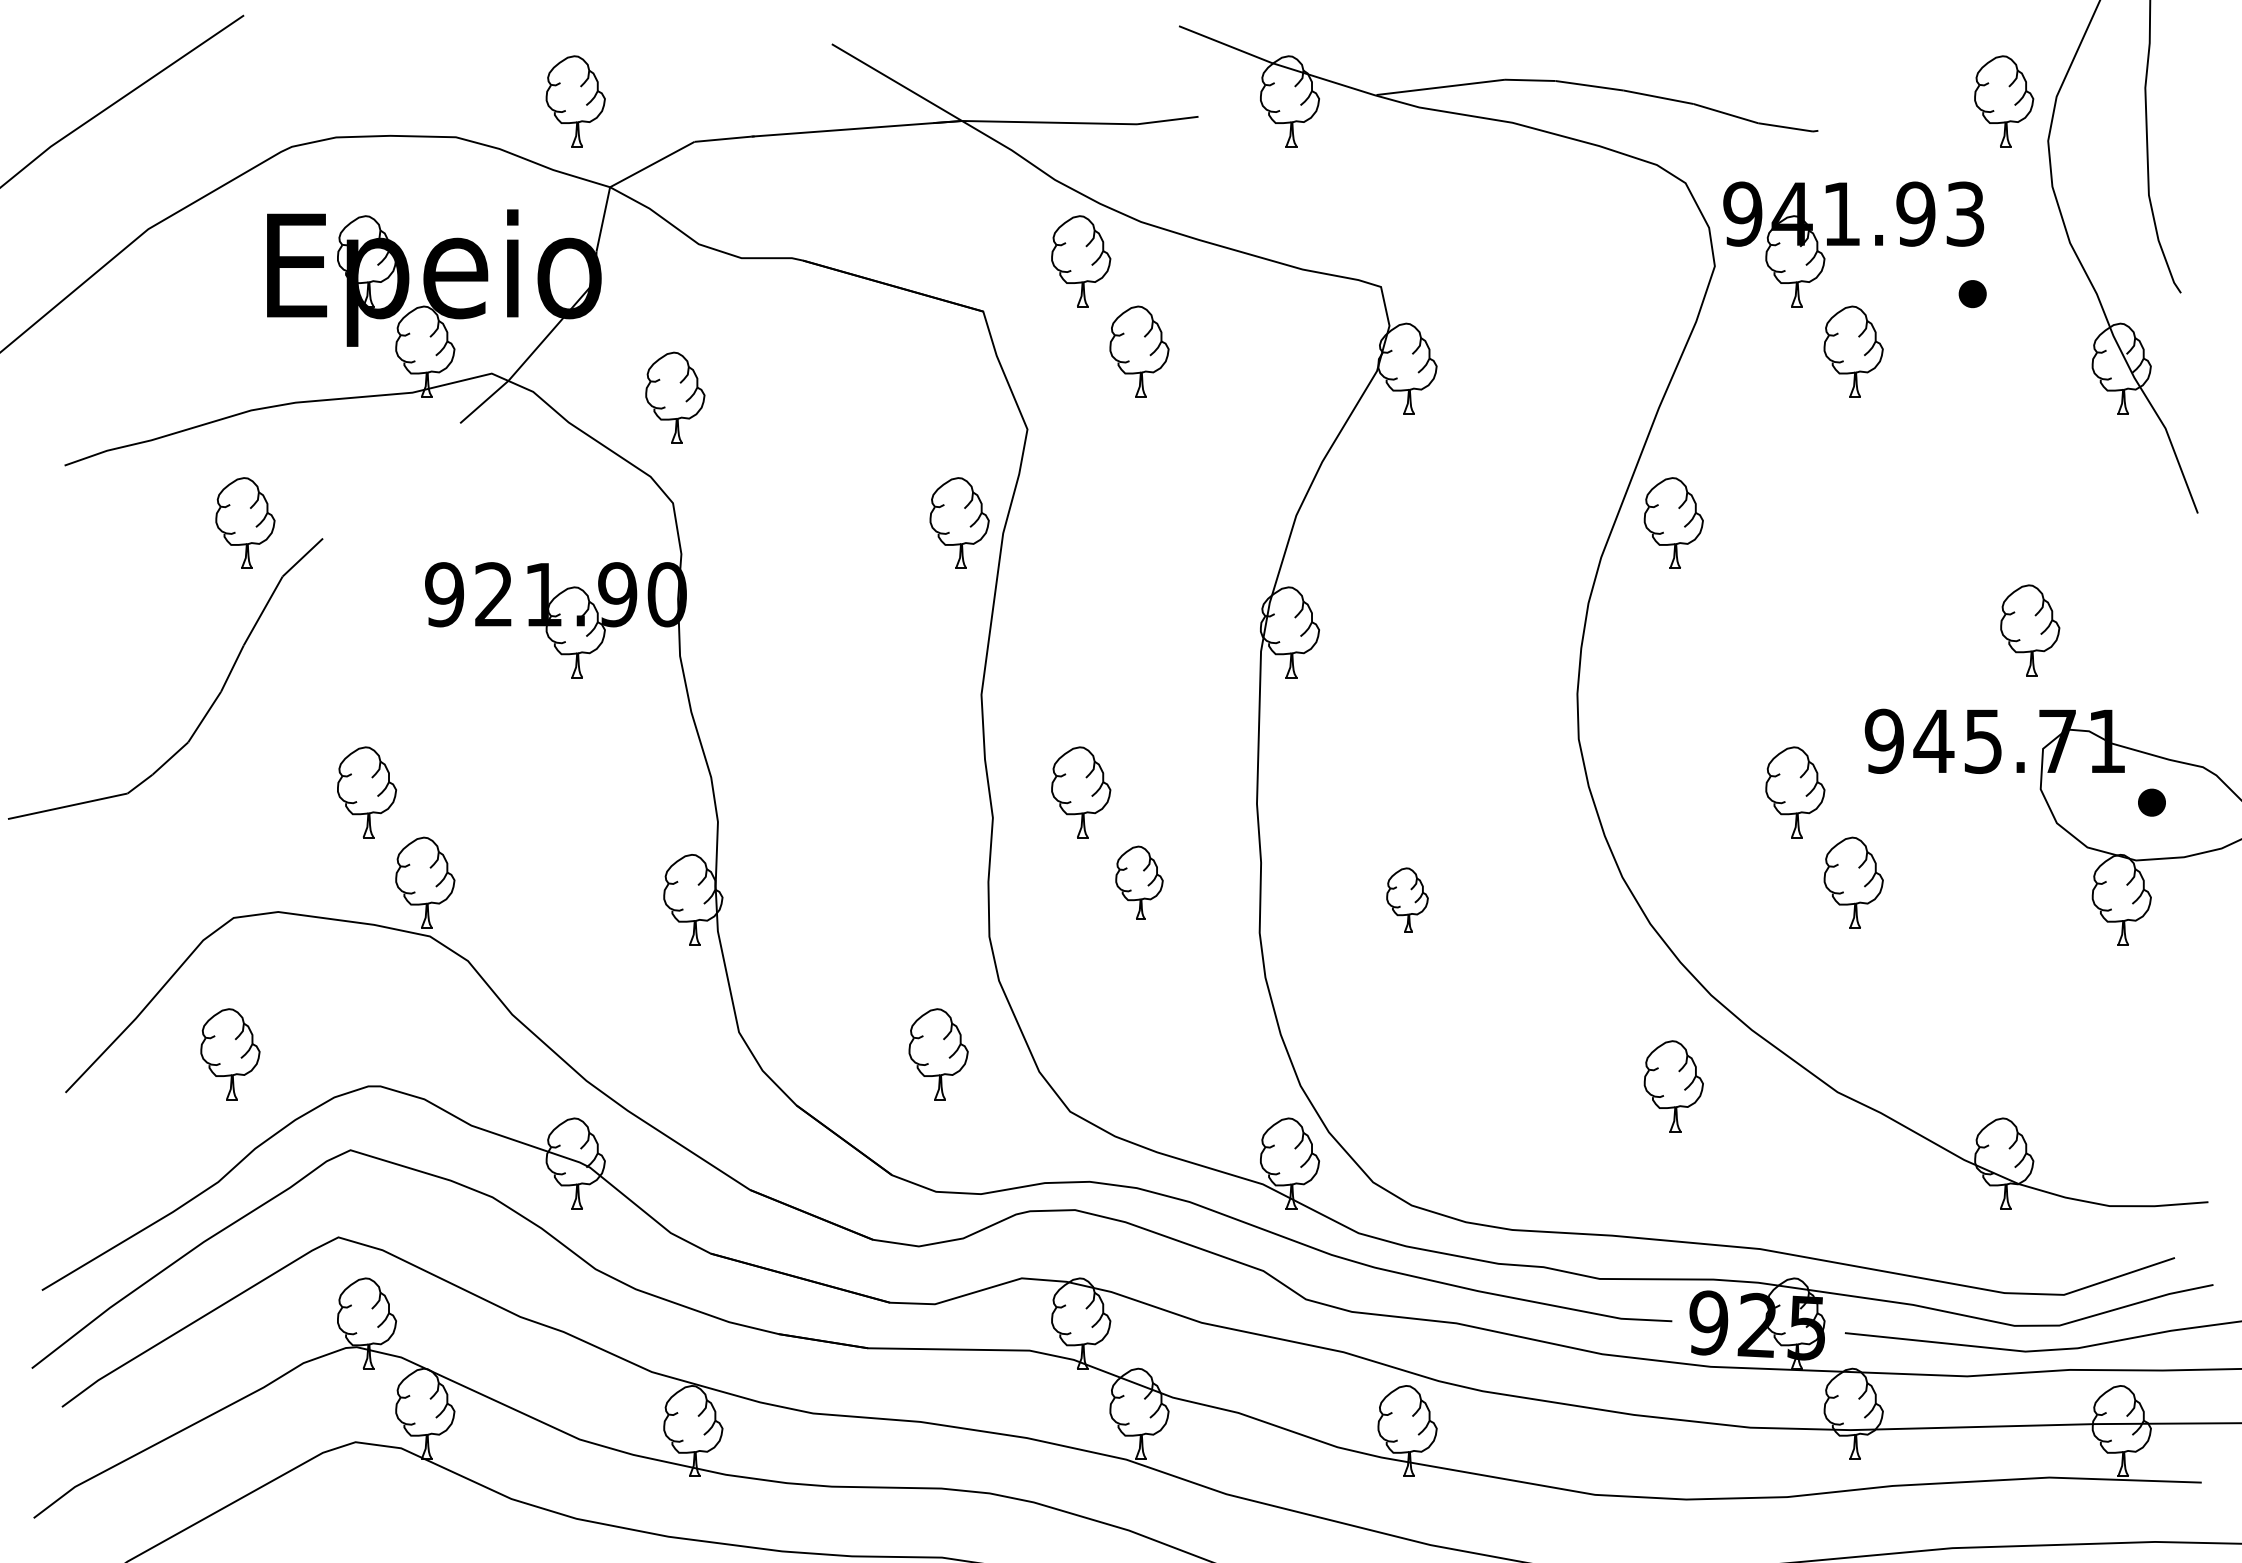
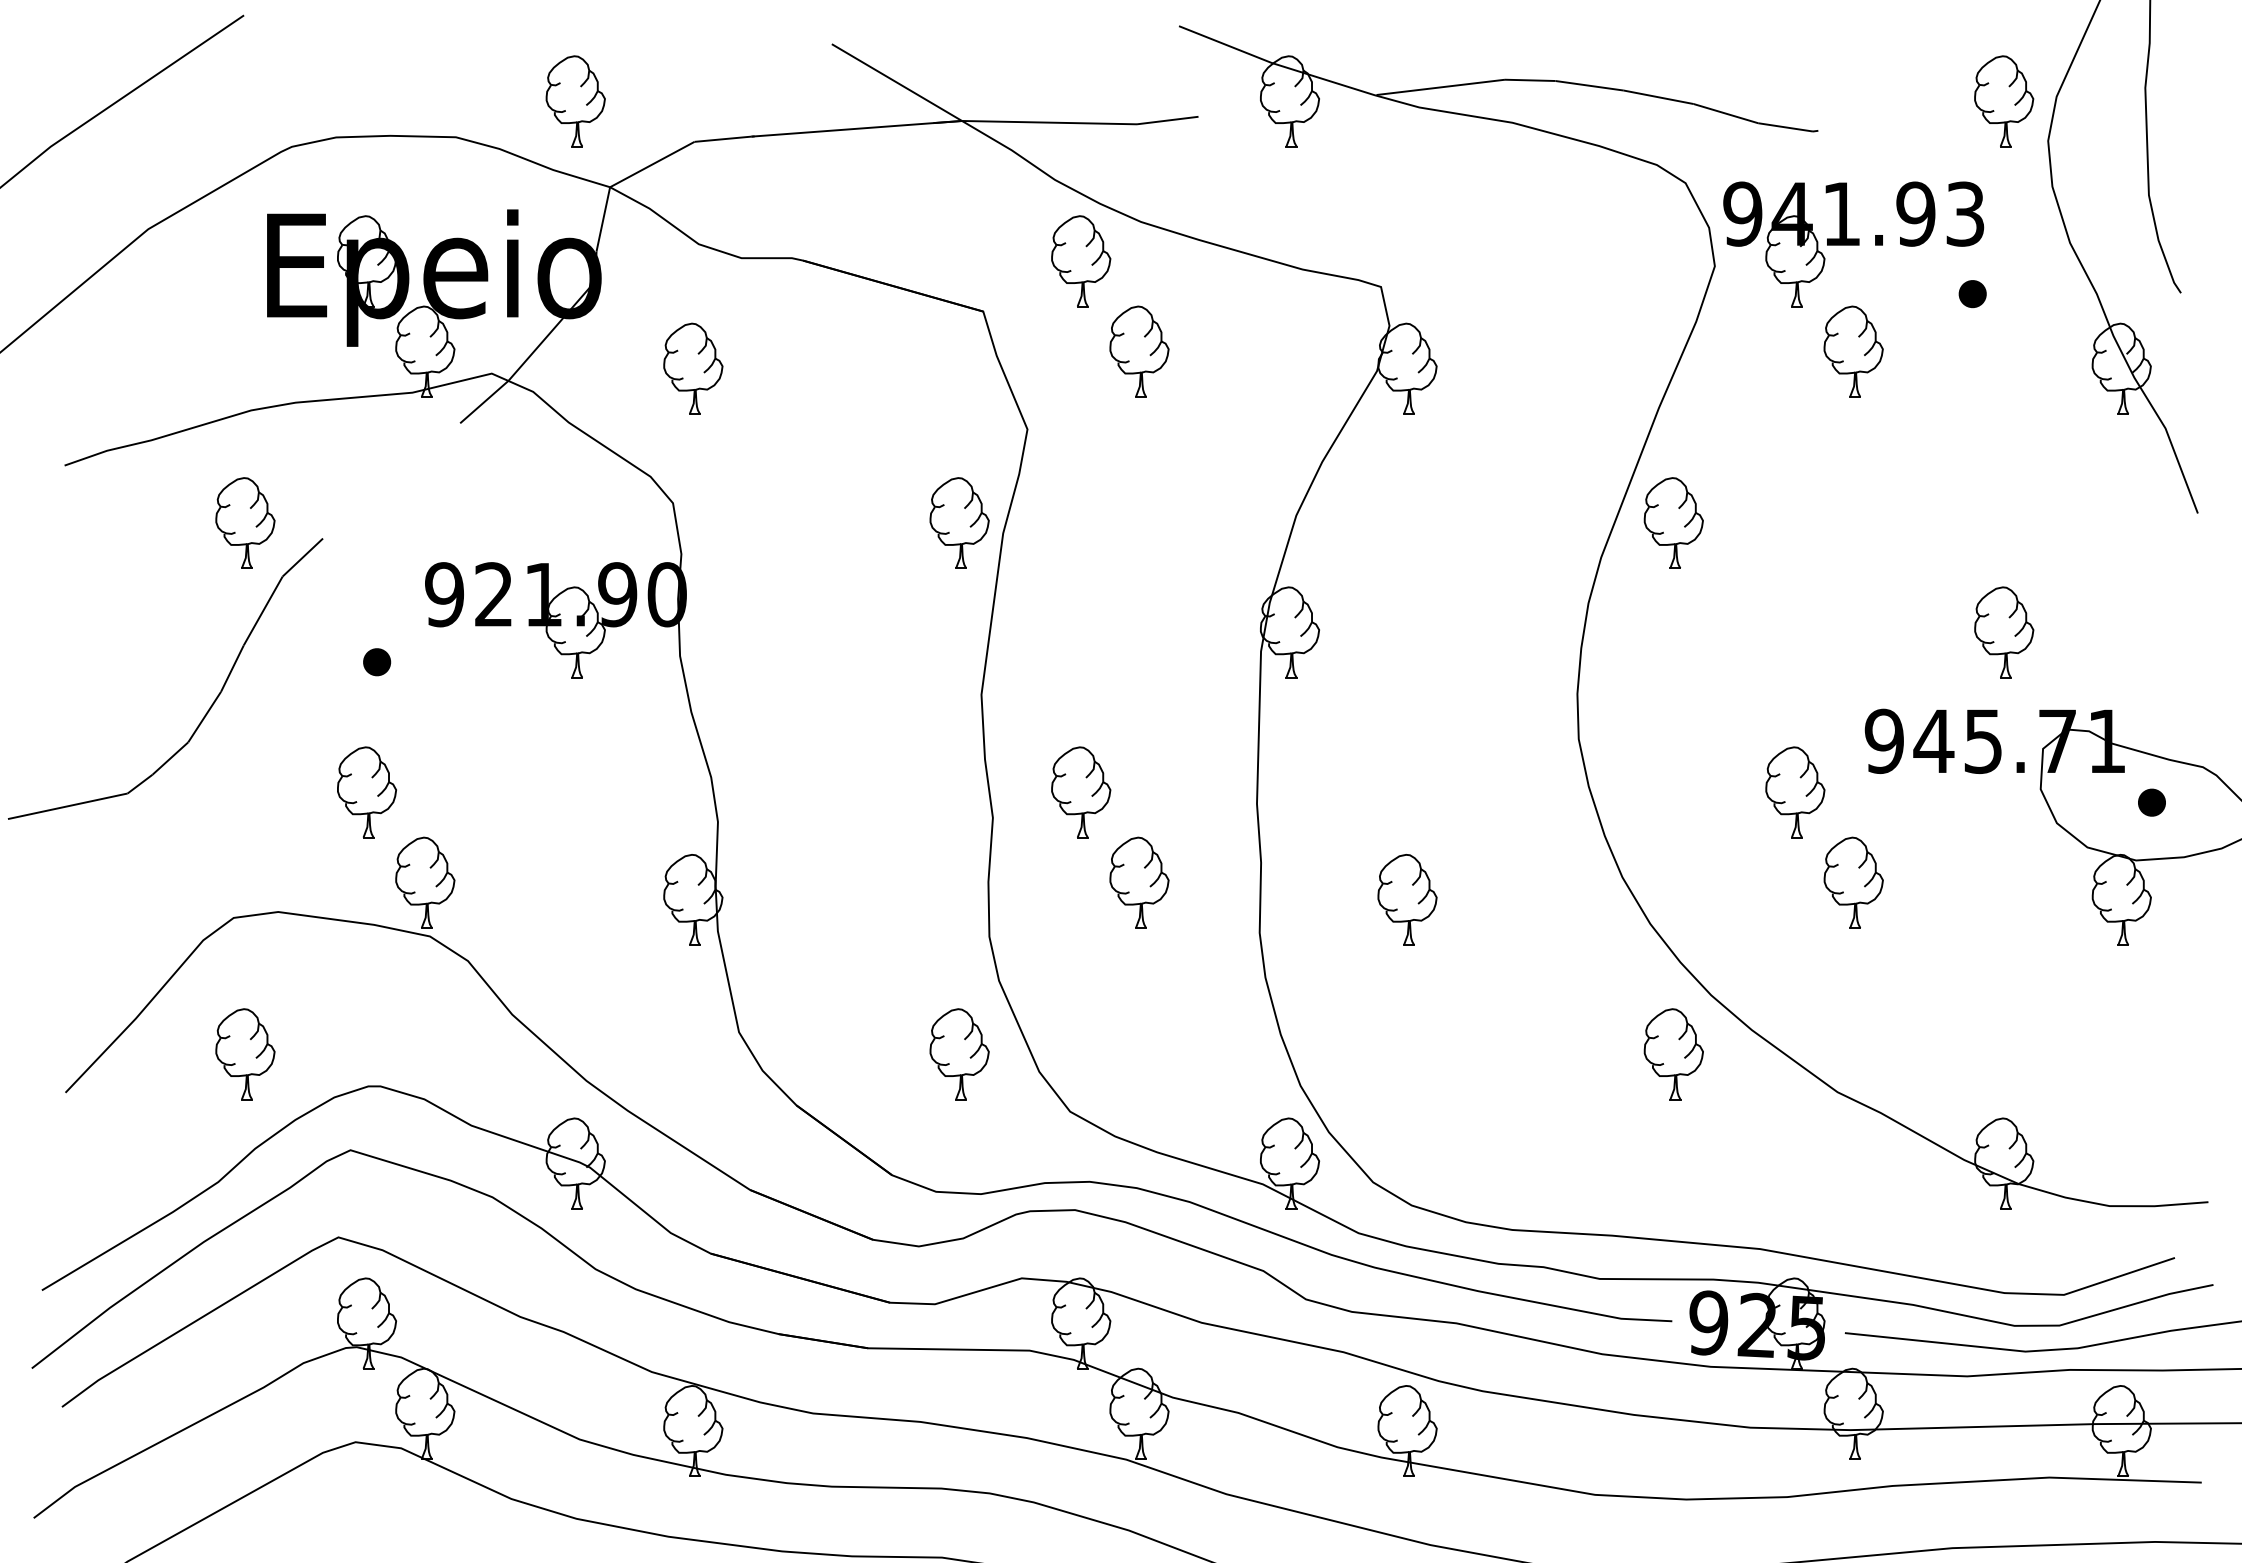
part position: (675, 397) -> (693, 368) (693, 368)
part position: (2030, 630) -> (2004, 632) (2004, 632)
part: none -> present (377, 662)
part size: 49x75 px -> 61x93 px (1139, 882)
part size: 43x66 px -> 61x92 px (1407, 899)
part position: (230, 1054) -> (245, 1054) (245, 1054)
part position: (938, 1054) -> (959, 1054) (959, 1054)
part position: (1673, 1086) -> (1673, 1054) (1673, 1054)
